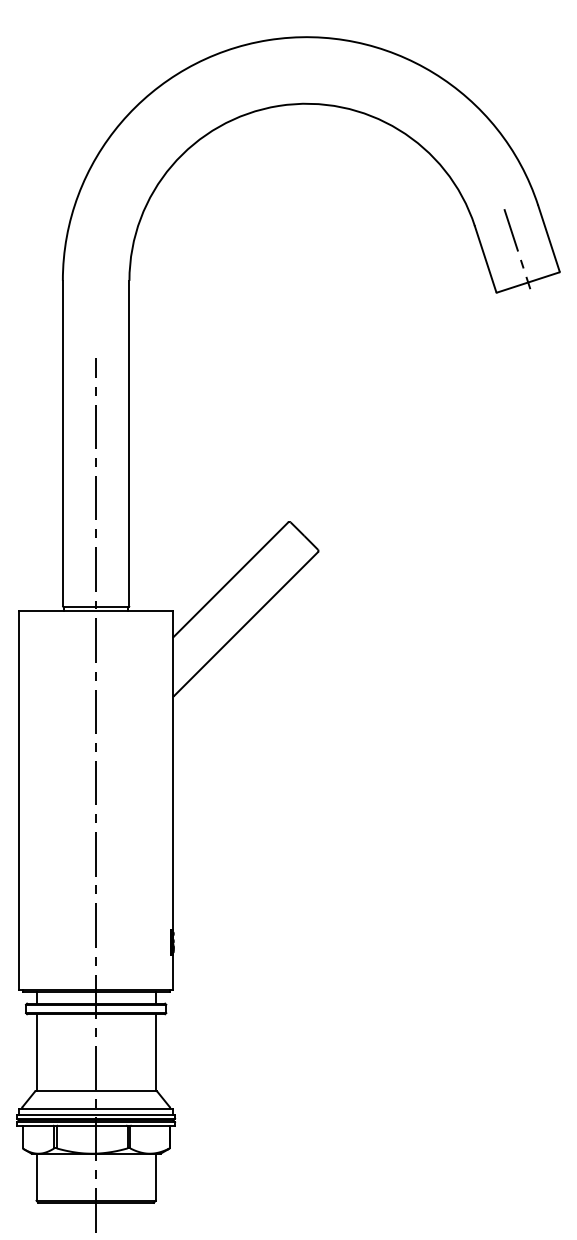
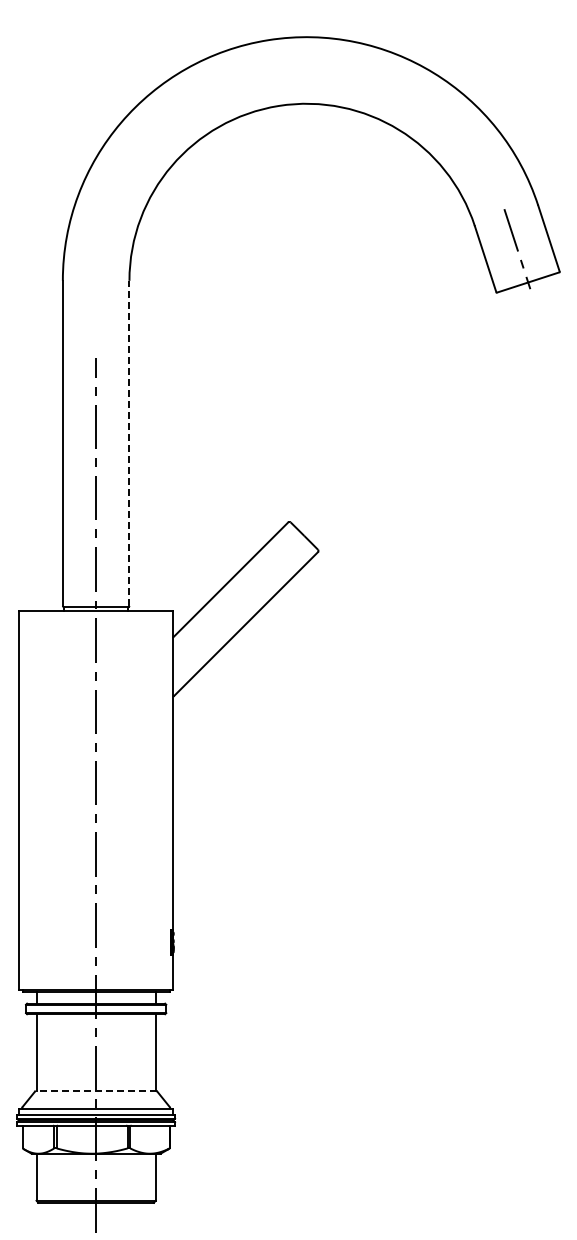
line: solid -> dashed (129, 443)
line: solid -> dashed (95, 1091)
